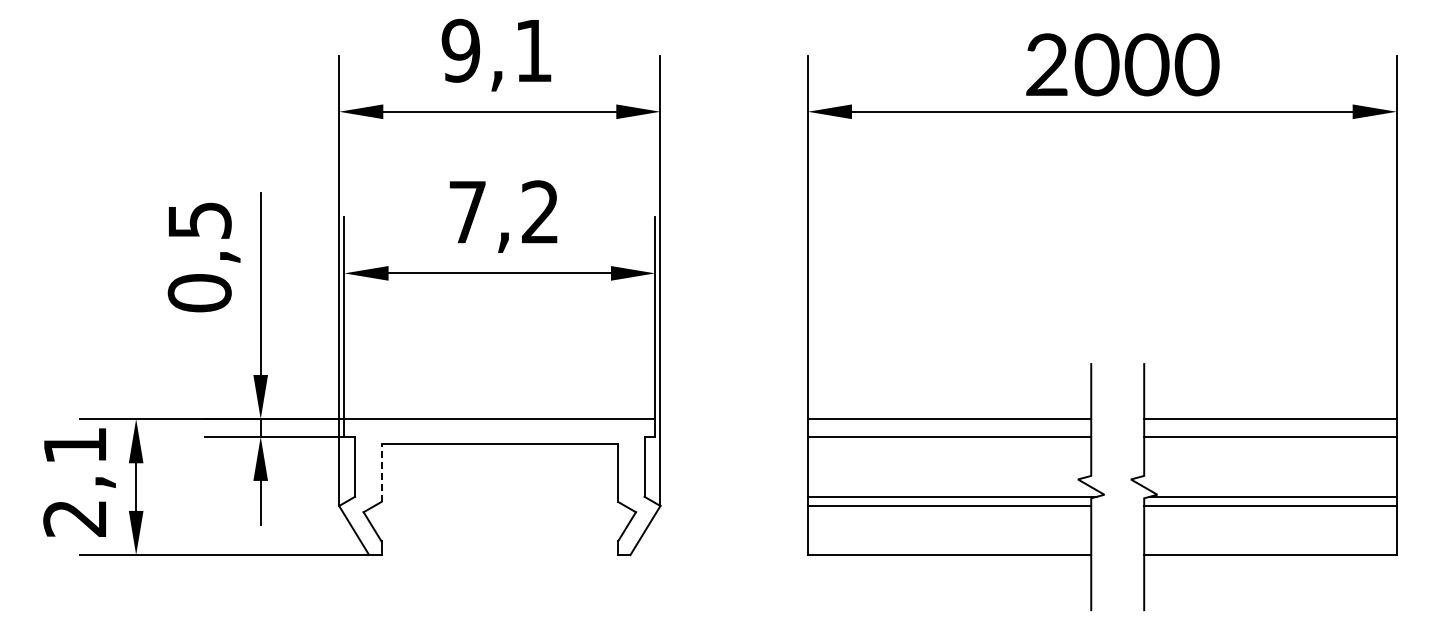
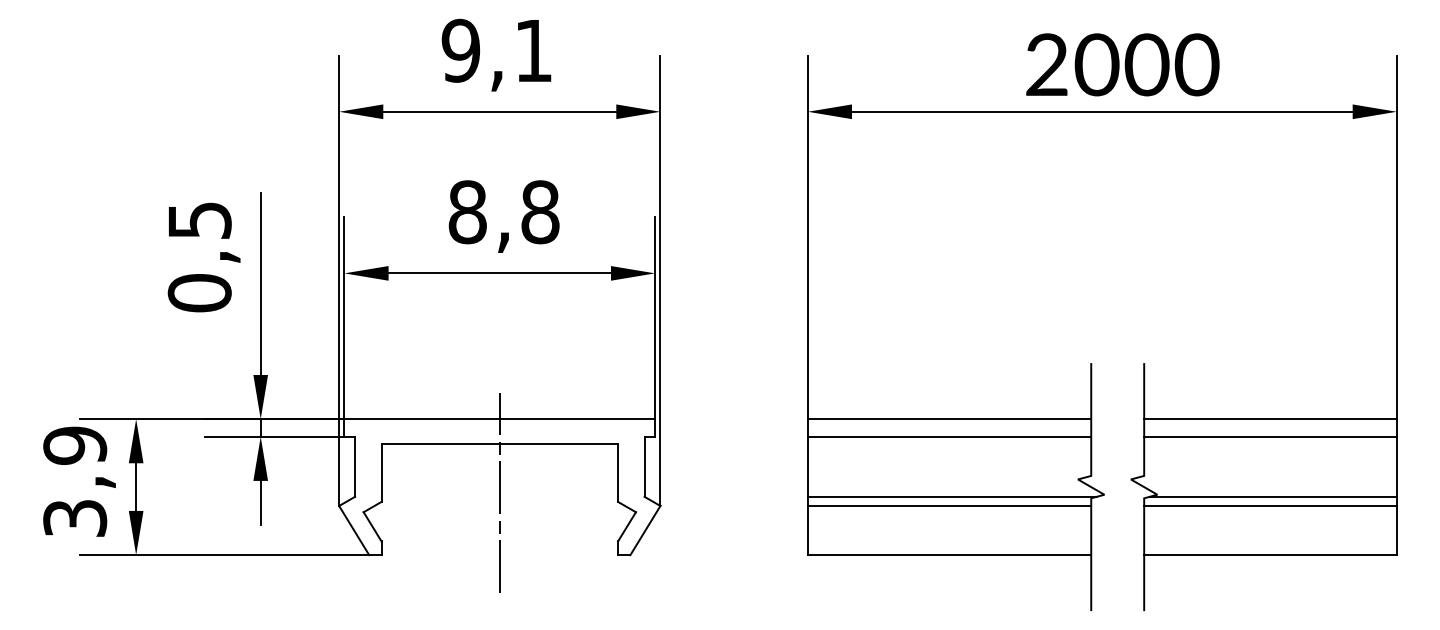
text: 7,2 -> 8,8 (503, 212)
line: dashed -> solid (381, 472)
text: 2,1 -> 3,9 (75, 481)
line: none -> present (499, 492)
